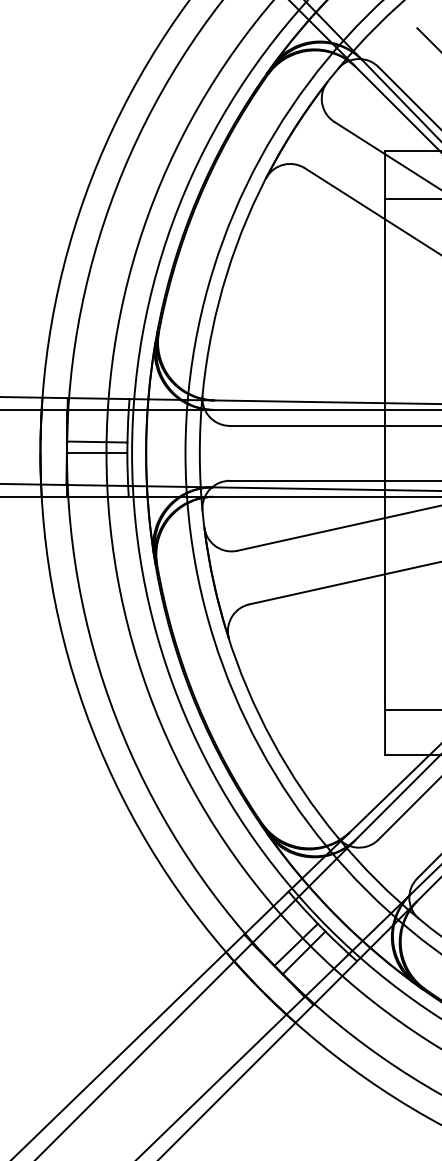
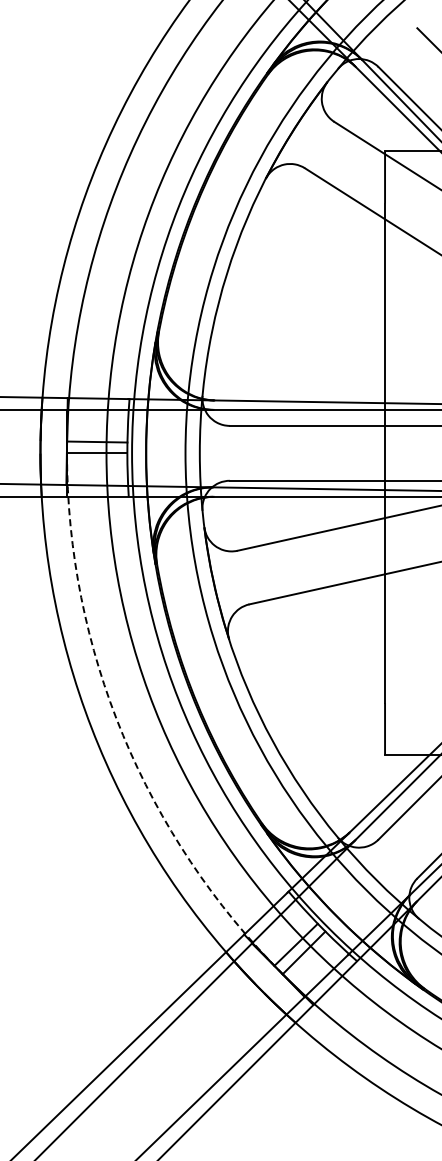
line: present -> none (411, 198)
line: present -> none (411, 709)
arc: solid -> dashed (123, 735)
